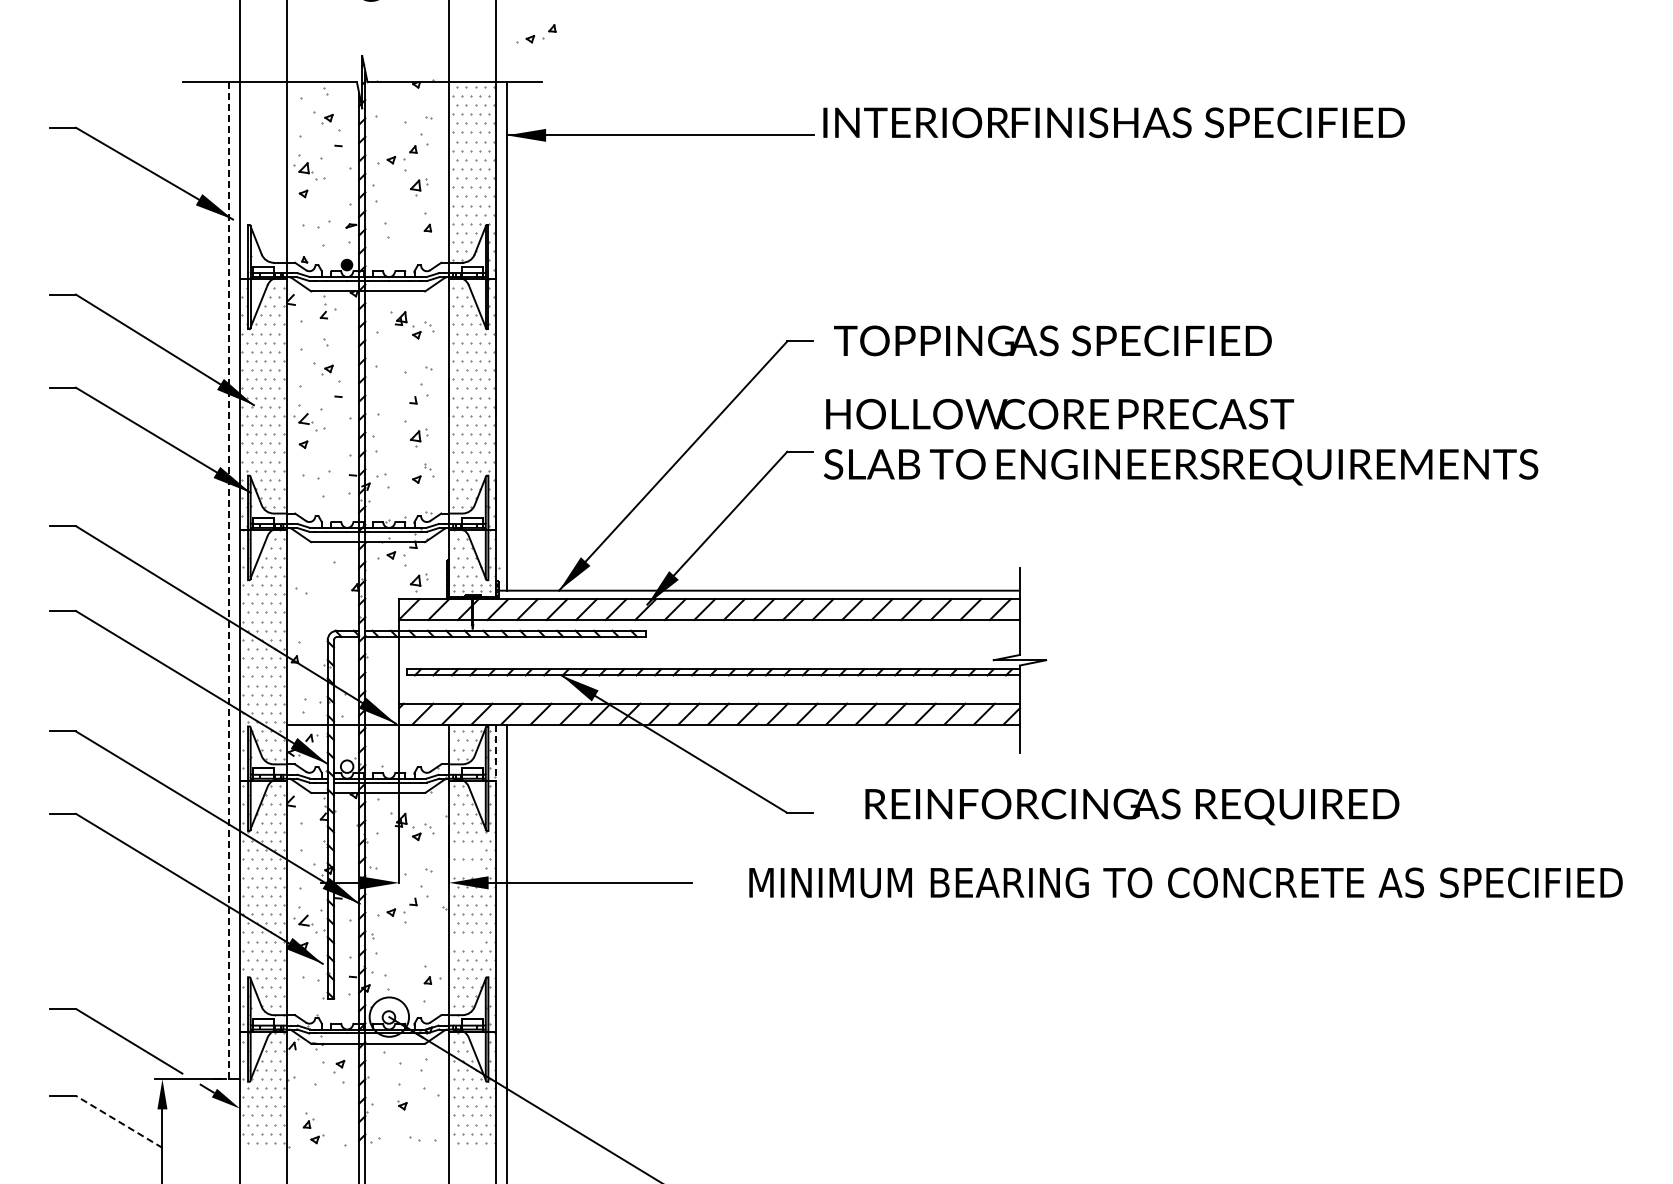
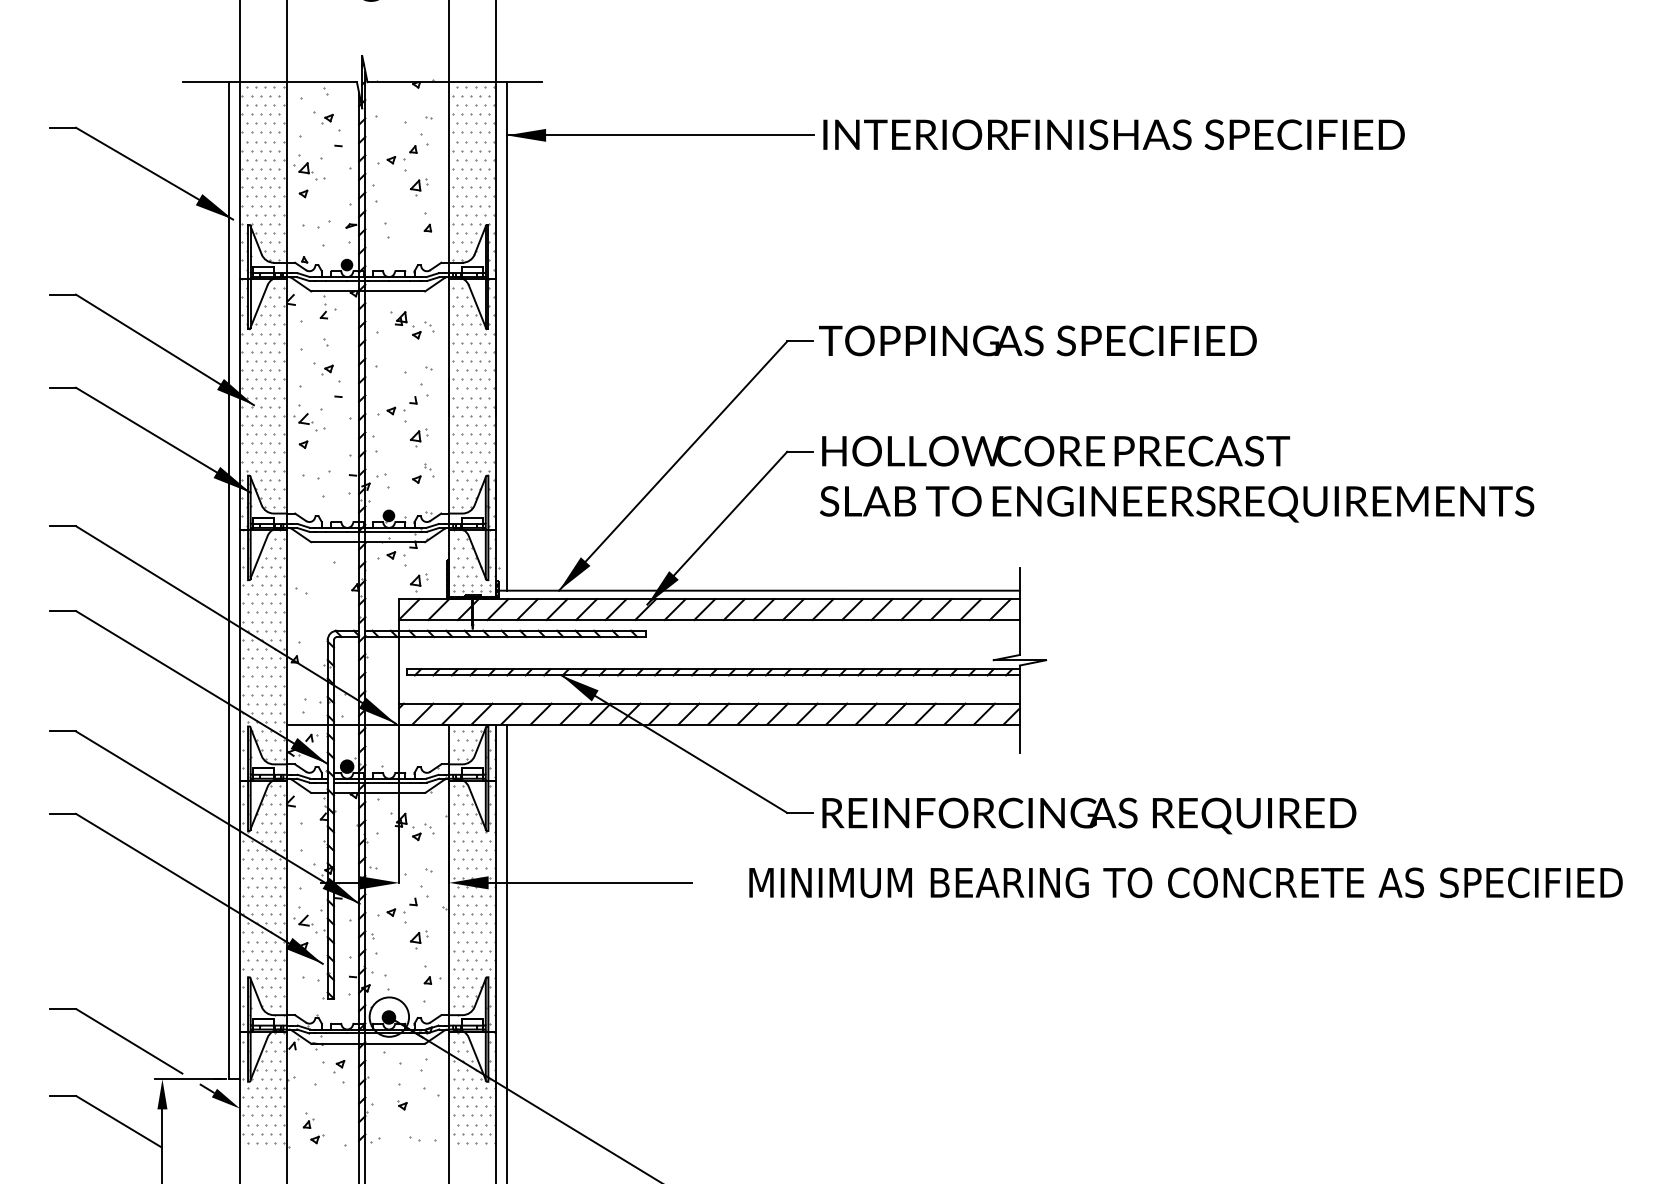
part: present -> none (536, 33)
text position: (1113, 122) -> (1113, 134) (1113, 134)
hatch: none -> present (262, 182)
text position: (1052, 340) -> (1037, 340) (1037, 340)
part: none -> present (395, 410)
text position: (1181, 441) -> (1177, 478) (1177, 478)
fill: none -> present (388, 515)
line: dashed -> solid (228, 580)
line: dashed -> solid (496, 753)
fill: none -> present (346, 766)
text position: (1132, 806) -> (1089, 815) (1089, 815)
part: none -> present (467, 850)
part: none -> present (467, 868)
part: none -> present (419, 939)
part: none -> present (467, 942)
fill: none -> present (388, 1017)
line: dashed -> solid (118, 1121)
